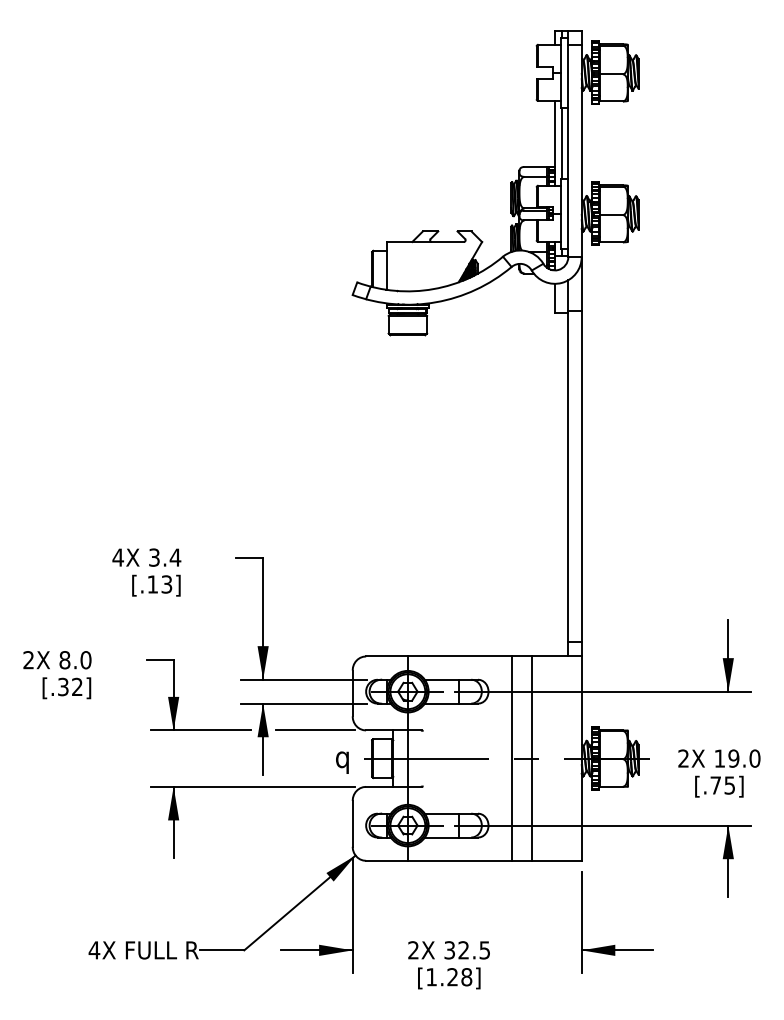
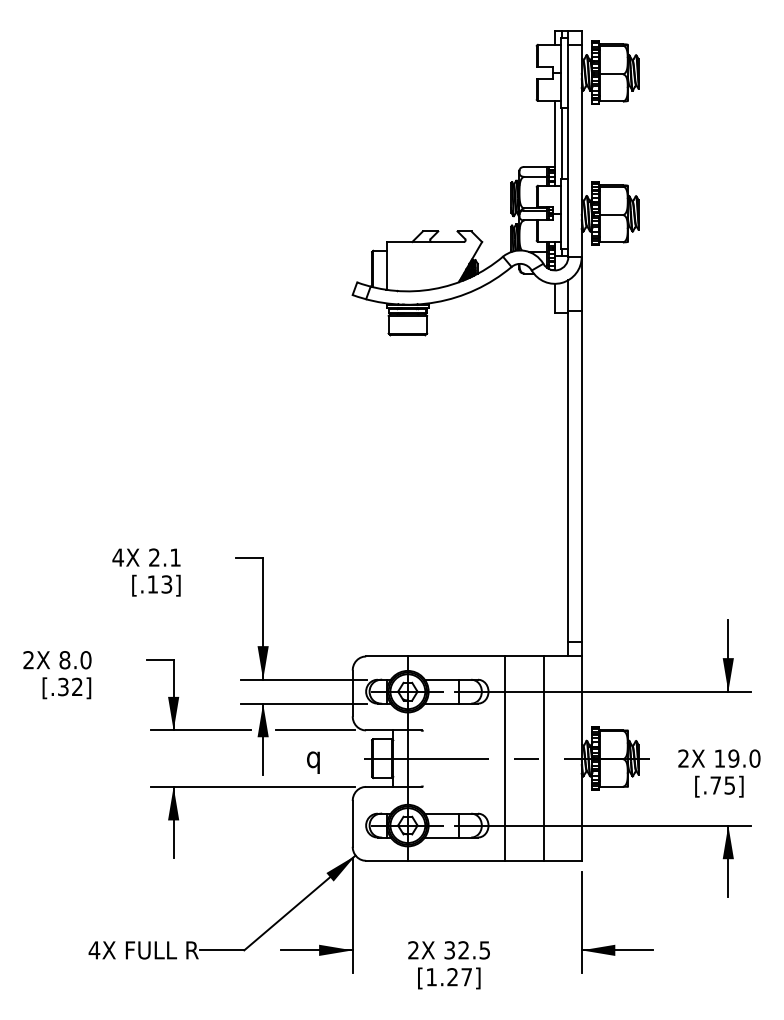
text: 3.4 -> 2.1 (165, 557)
line position: (511, 758) -> (504, 758) (504, 758)
line position: (531, 758) -> (543, 758) (543, 758)
text position: (342, 762) -> (313, 762) (313, 762)
text: [1.28] -> [1.27] (466, 977)
